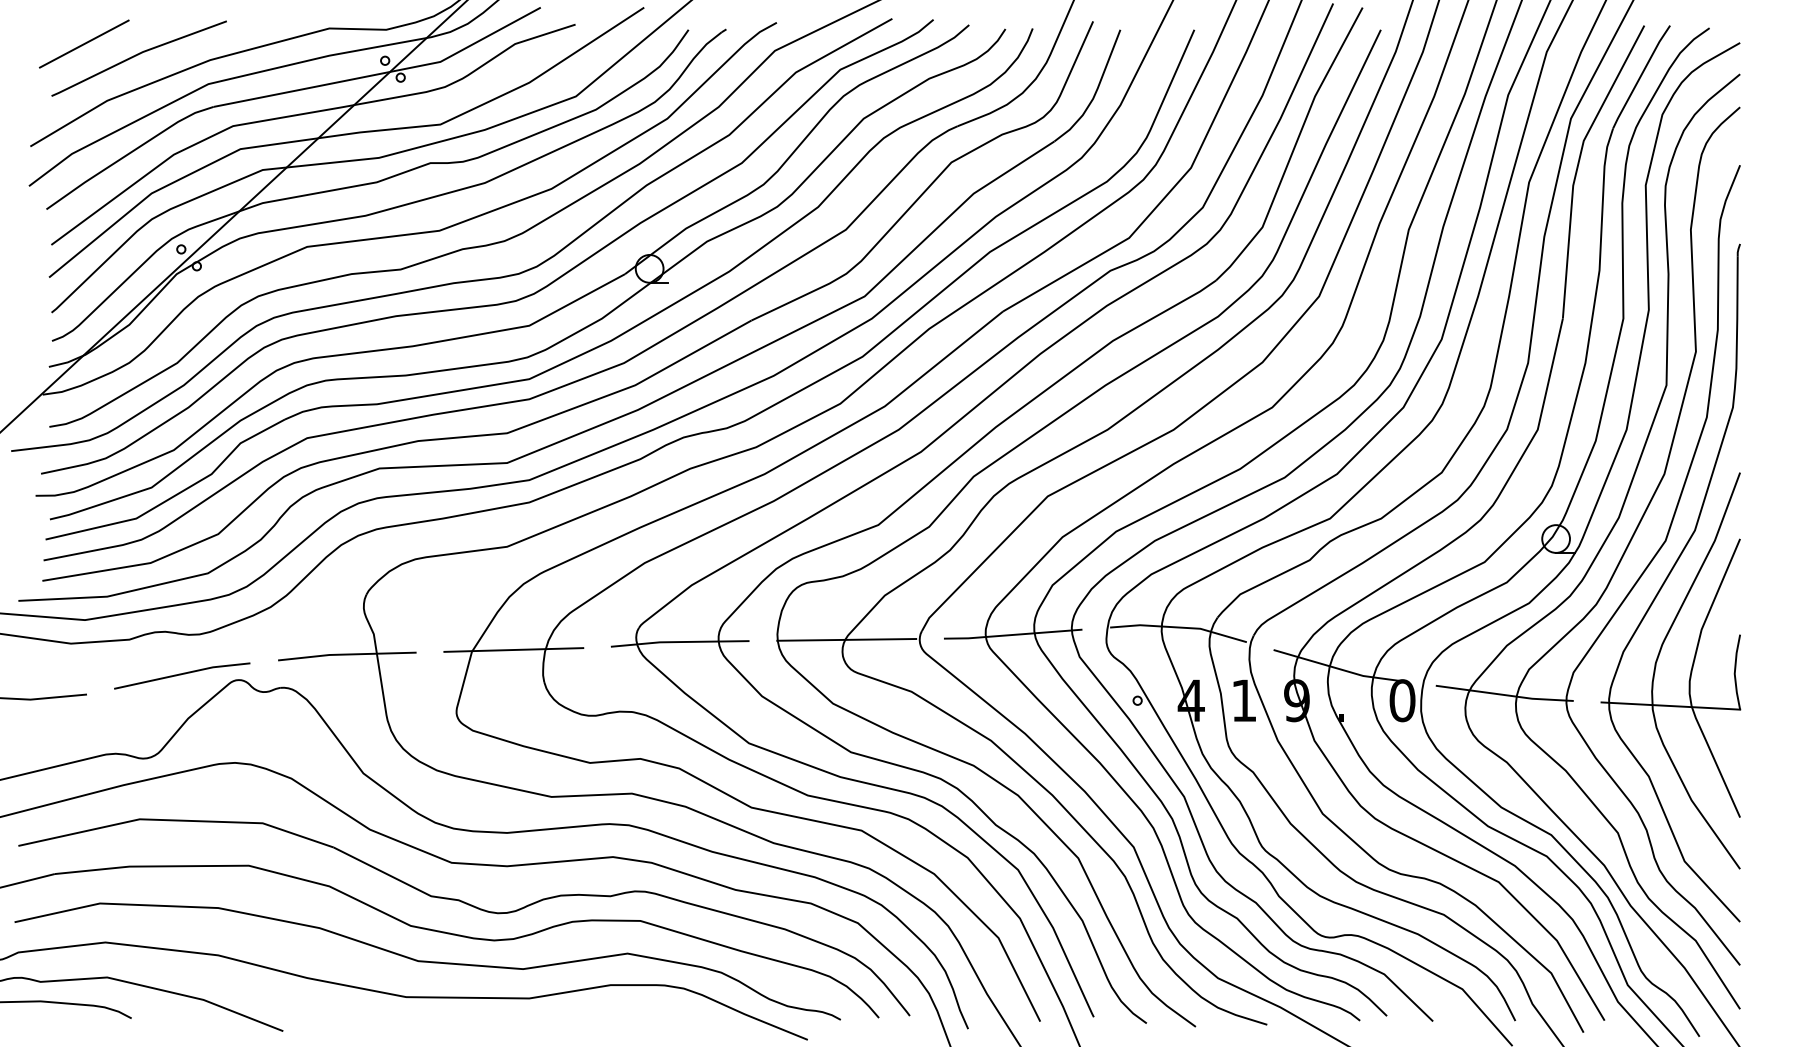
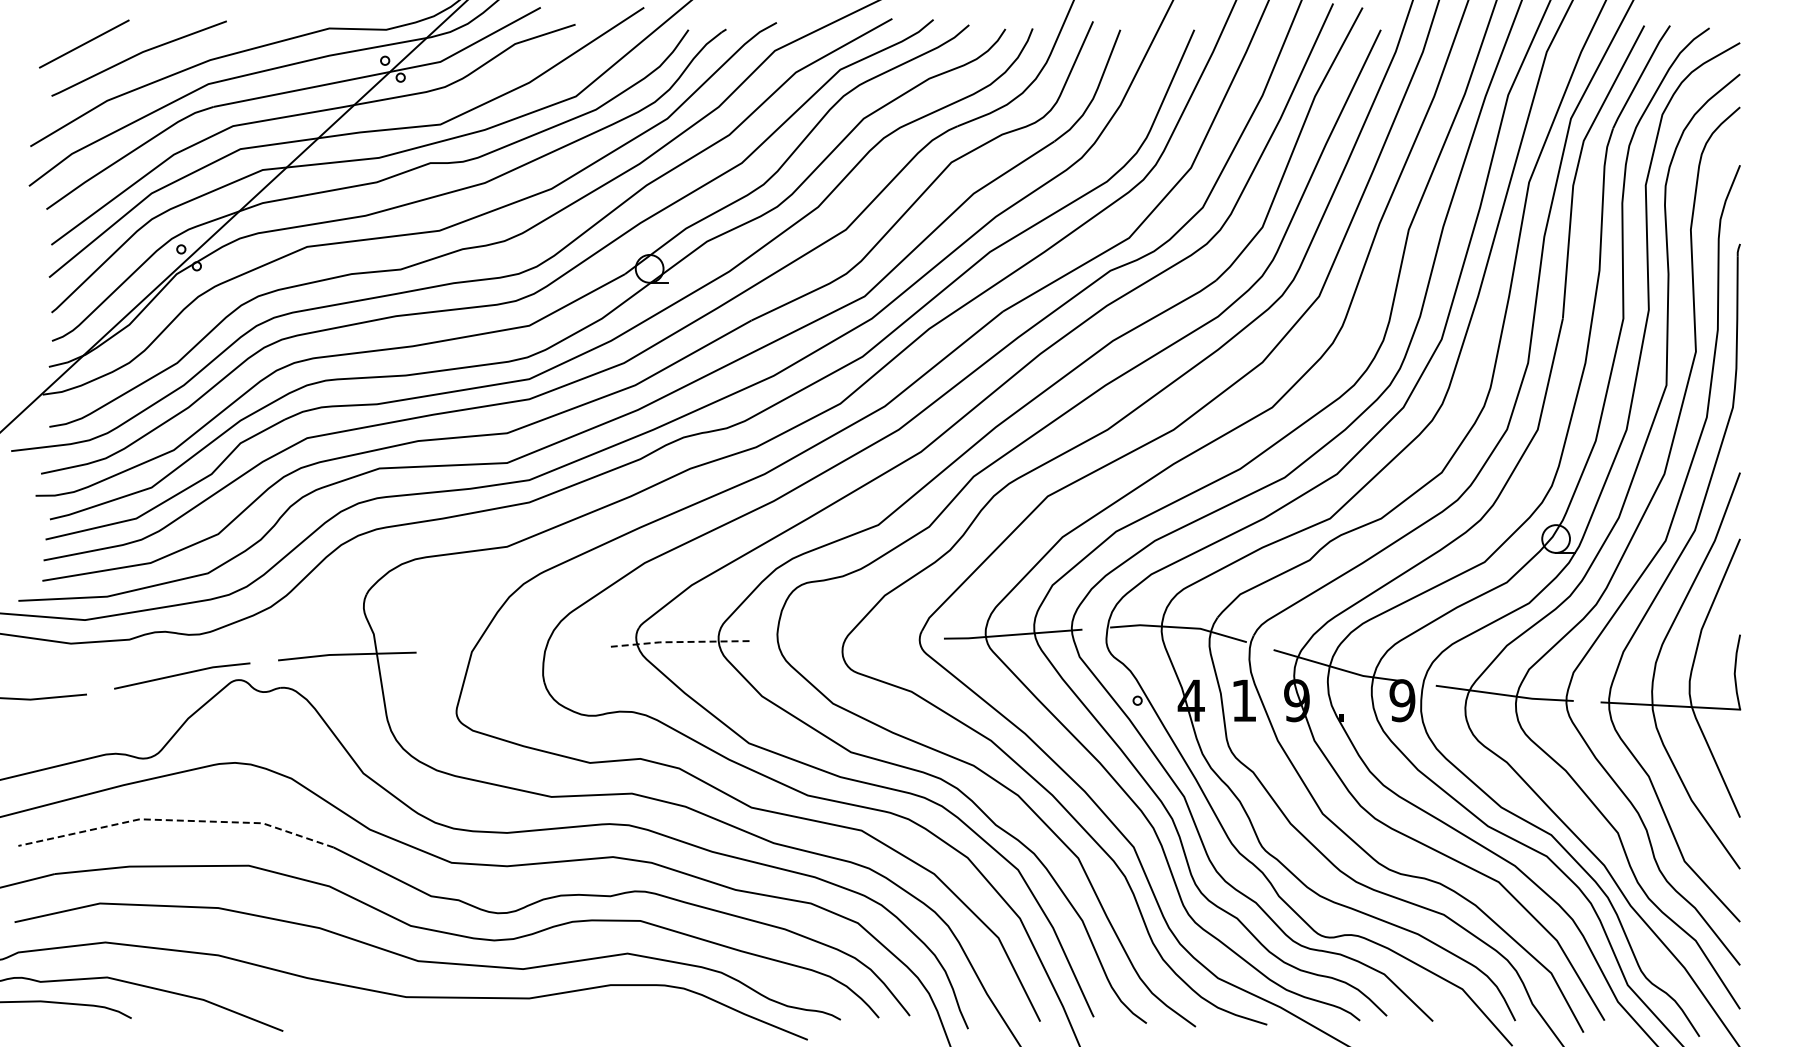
line: present -> none (846, 639)
line: solid -> dashed (678, 642)
line: present -> none (513, 649)
text: 0 -> 9 (1402, 700)
line: solid -> dashed (176, 820)
